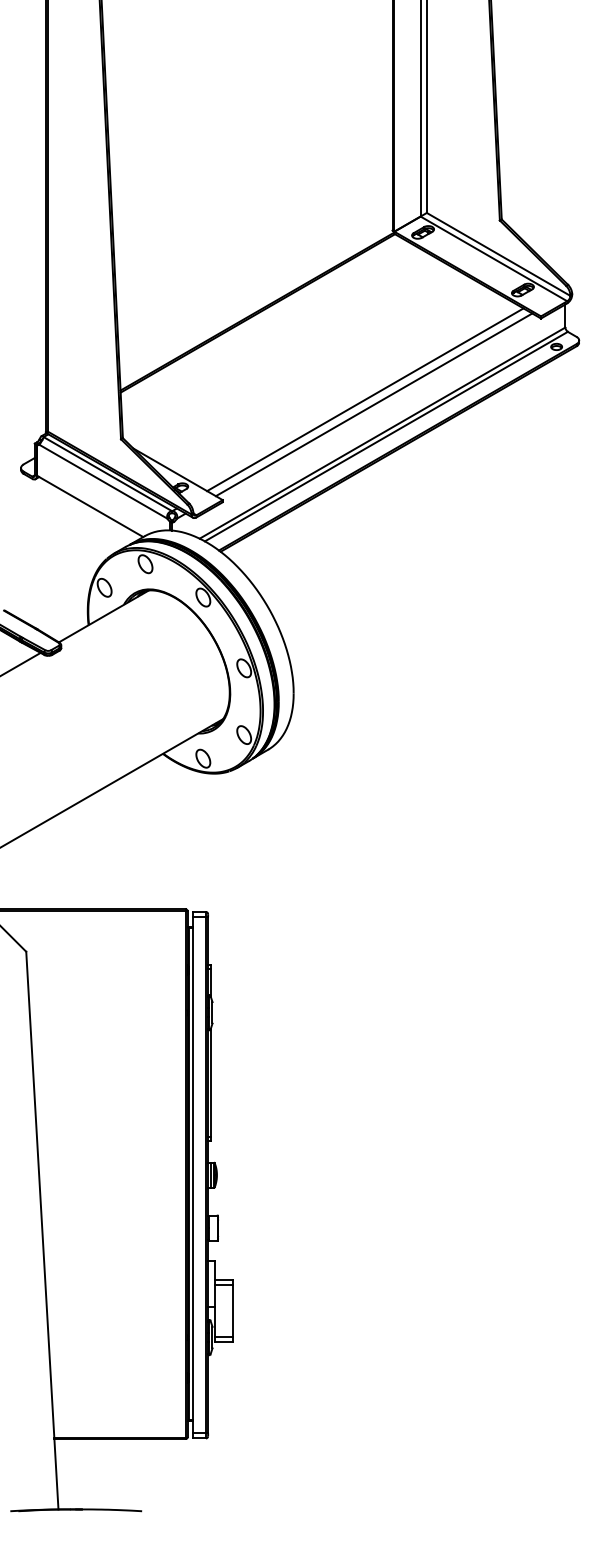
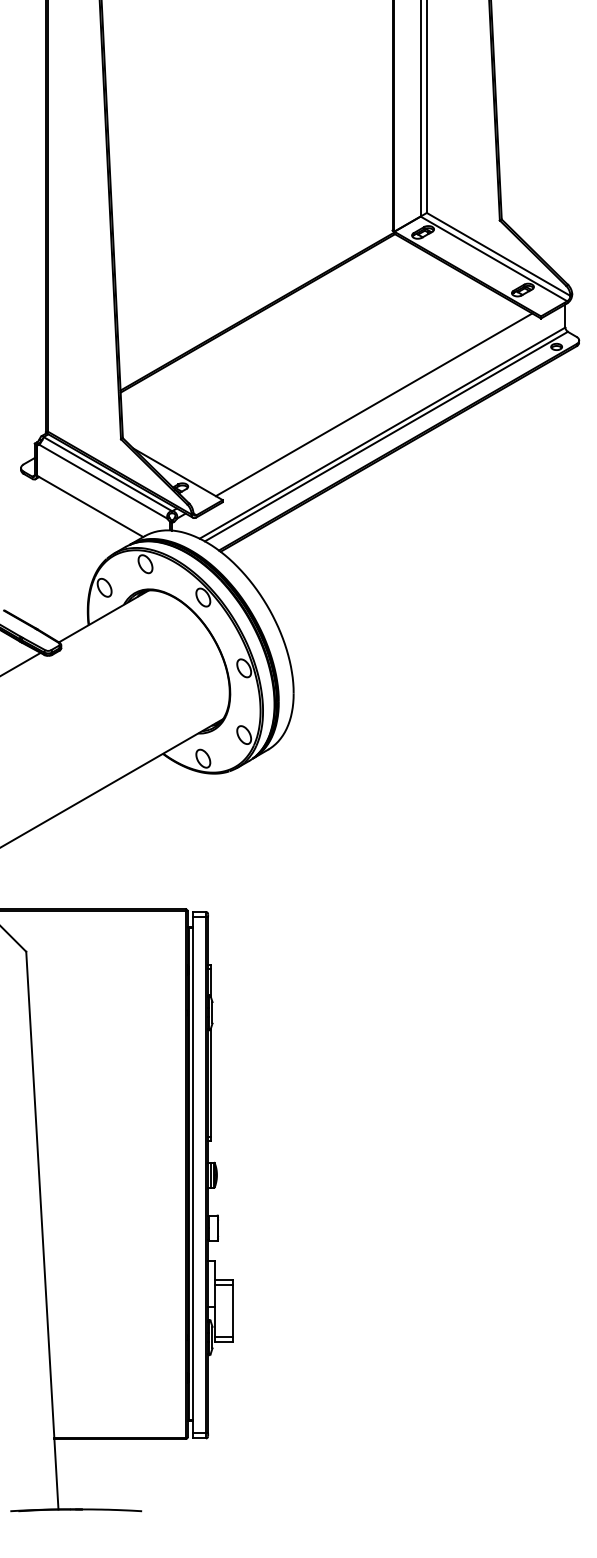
line: present -> none (365, 399)
